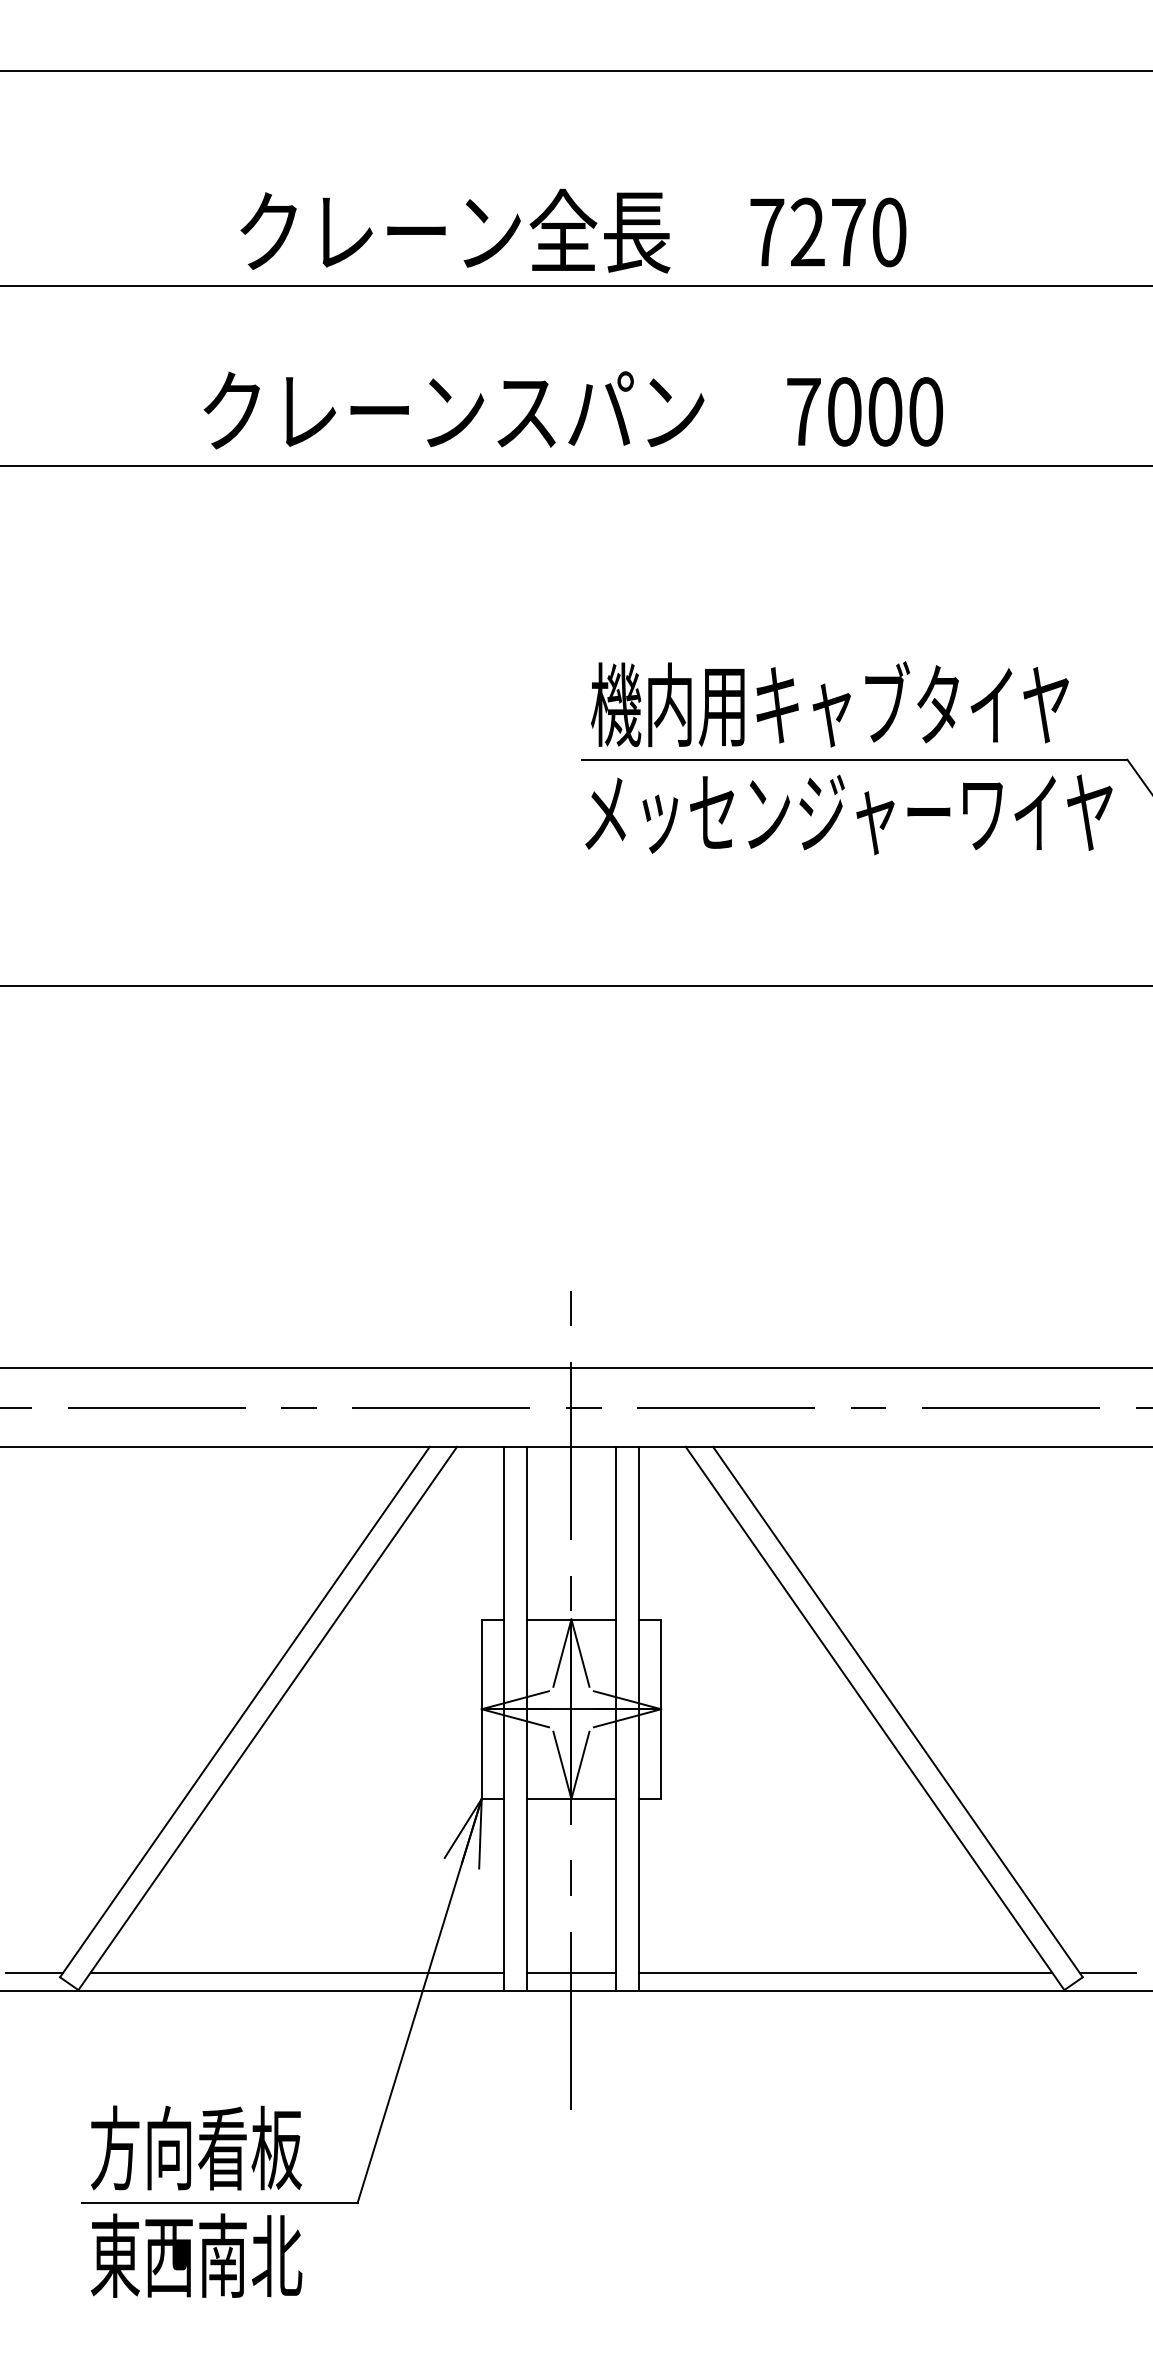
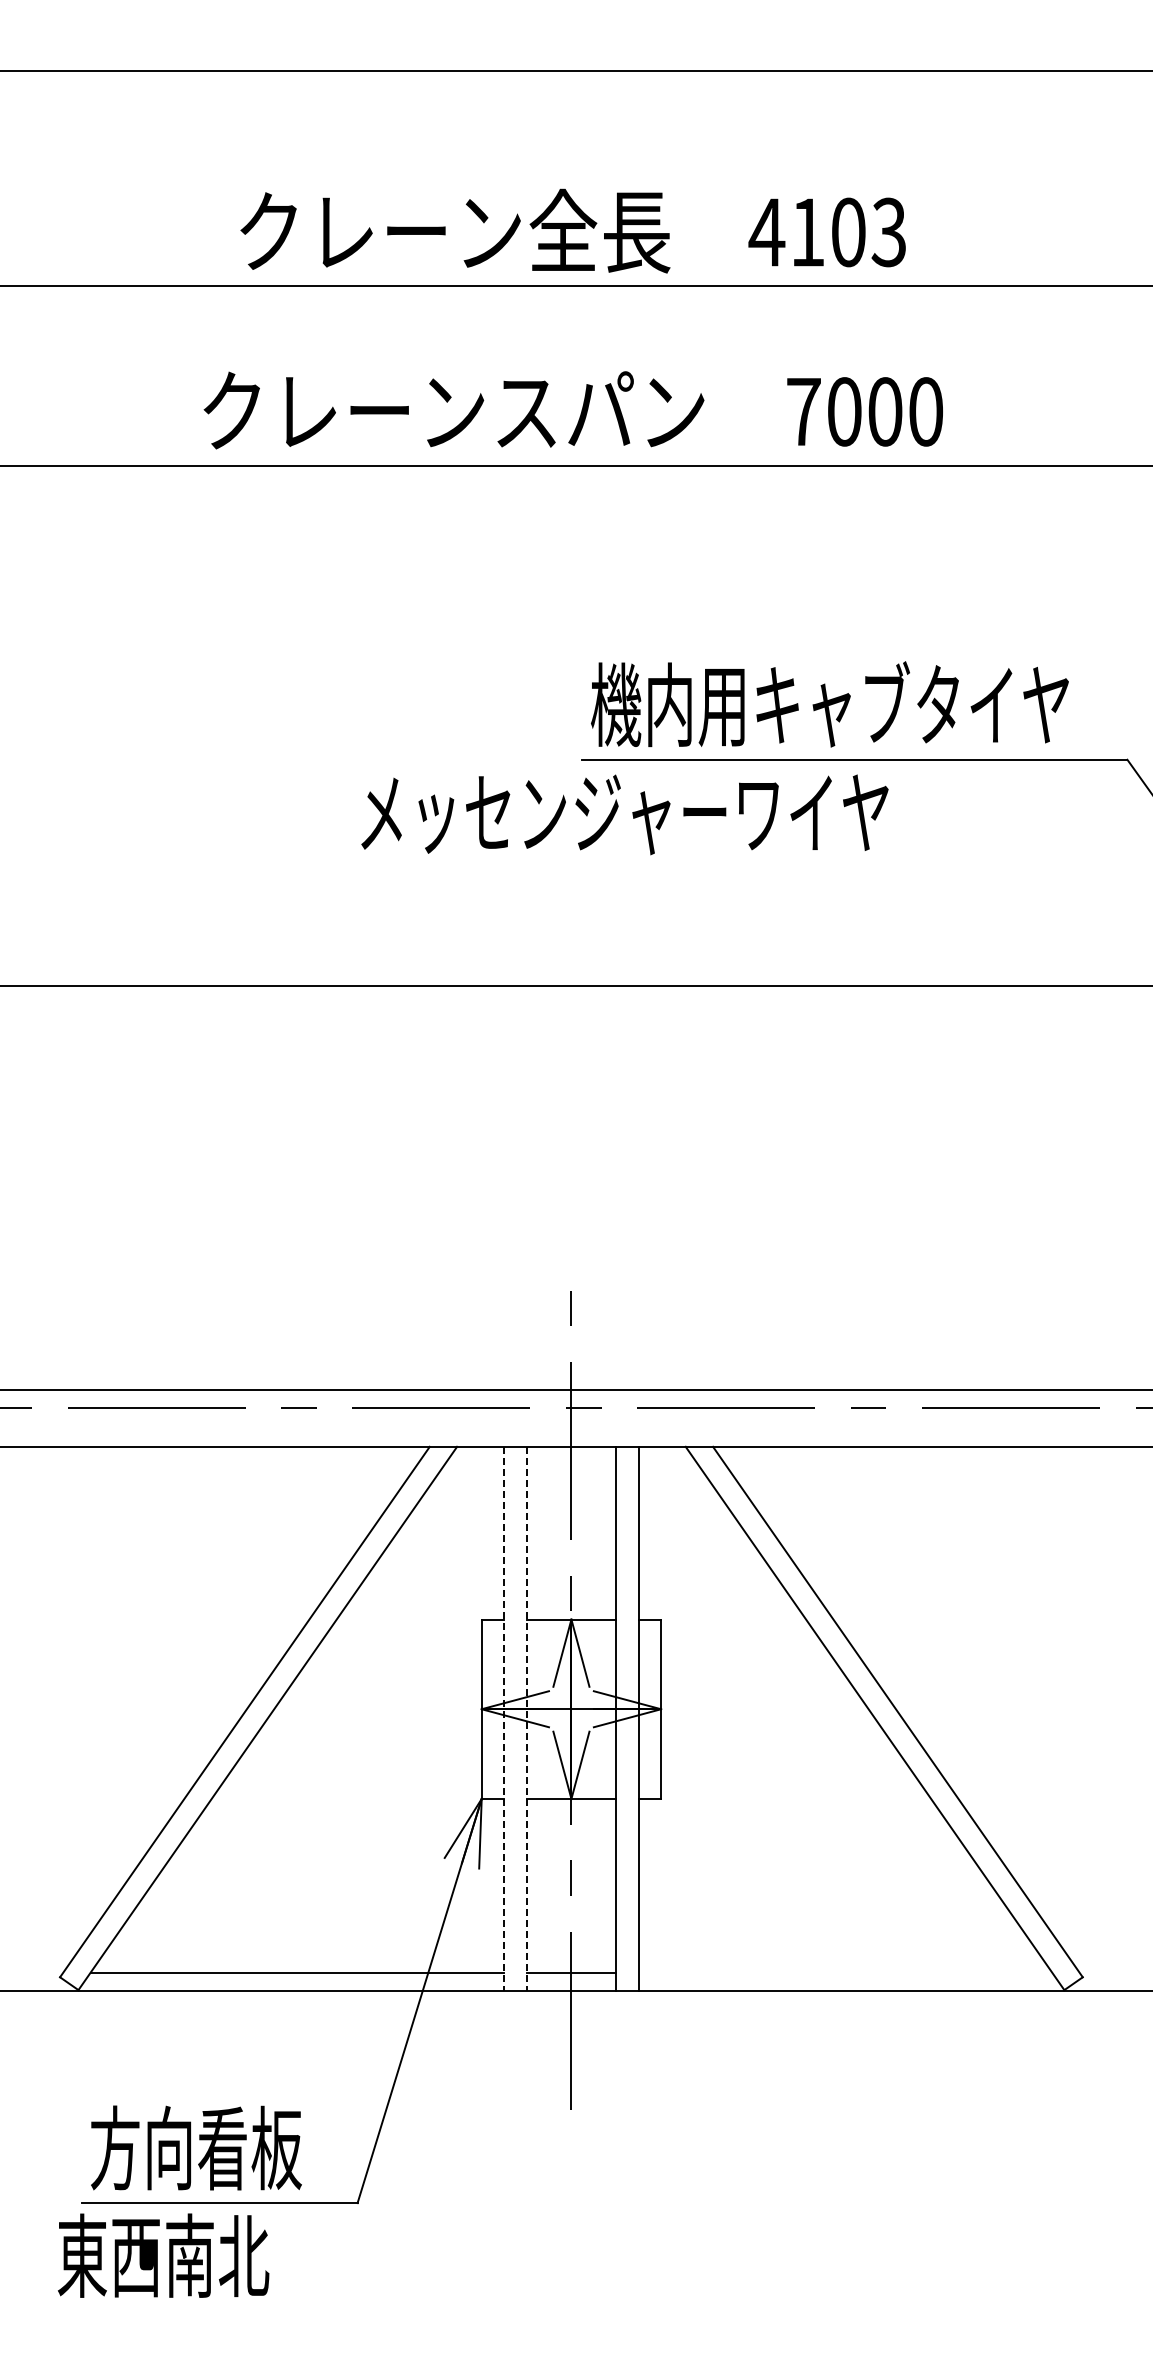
text: 7270 -> 4103 (827, 232)
text position: (848, 814) -> (624, 814) (624, 814)
line position: (575, 1368) -> (575, 1390) (575, 1390)
line: solid -> dashed (504, 1718)
line: solid -> dashed (526, 1718)
line: present -> none (34, 1972)
line: present -> none (845, 1972)
line: present -> none (1107, 1972)
text position: (196, 2255) -> (163, 2255) (163, 2255)
